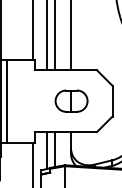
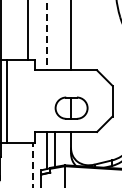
line position: (32, 30) -> (27, 30) (27, 30)
line: solid -> dashed (47, 35)
line: present -> none (55, 36)
part position: (71, 100) -> (71, 107) (71, 107)
line: solid -> dashed (32, 164)
